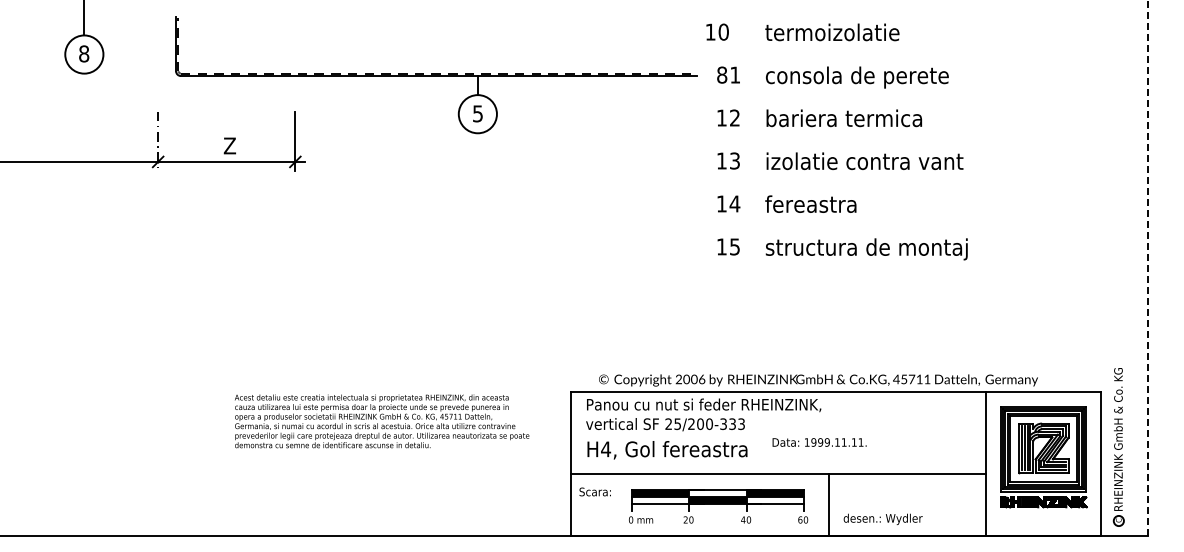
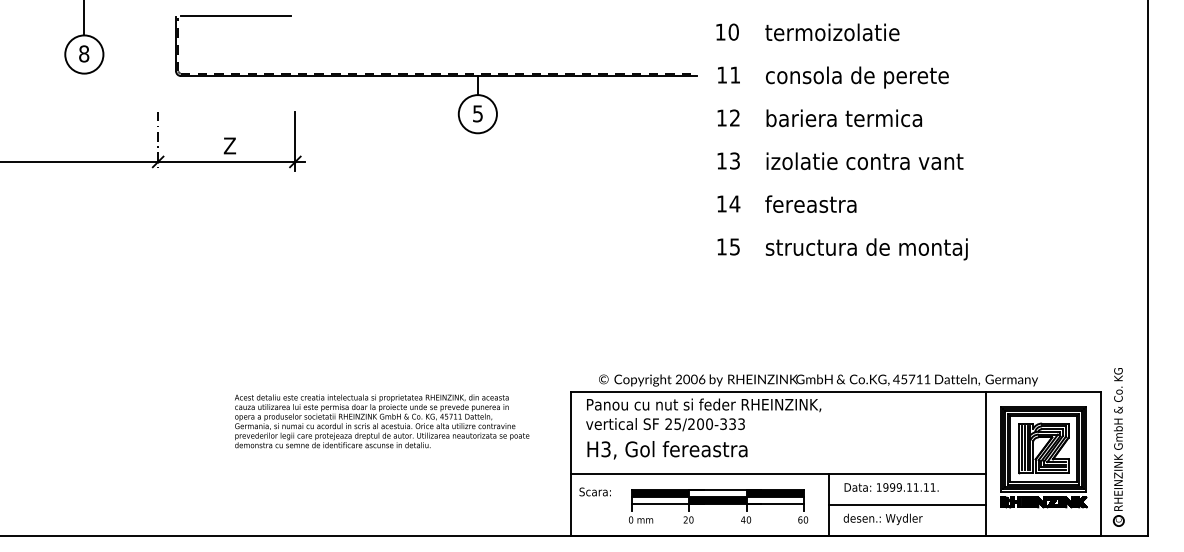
line: none -> present (235, 16)
text position: (717, 31) -> (727, 31) (727, 31)
text: 81 -> 11 (722, 74)
line: dashed -> solid (1148, 267)
text position: (819, 442) -> (891, 487) (891, 487)
text: H4, -> H3, (606, 449)
line: none -> present (907, 504)
